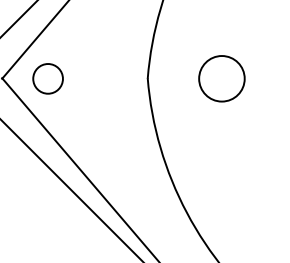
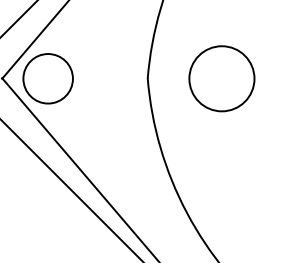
circle size: 32x32 px -> 52x52 px (47, 78)
circle diameter: 46 px -> 65 px (221, 78)
